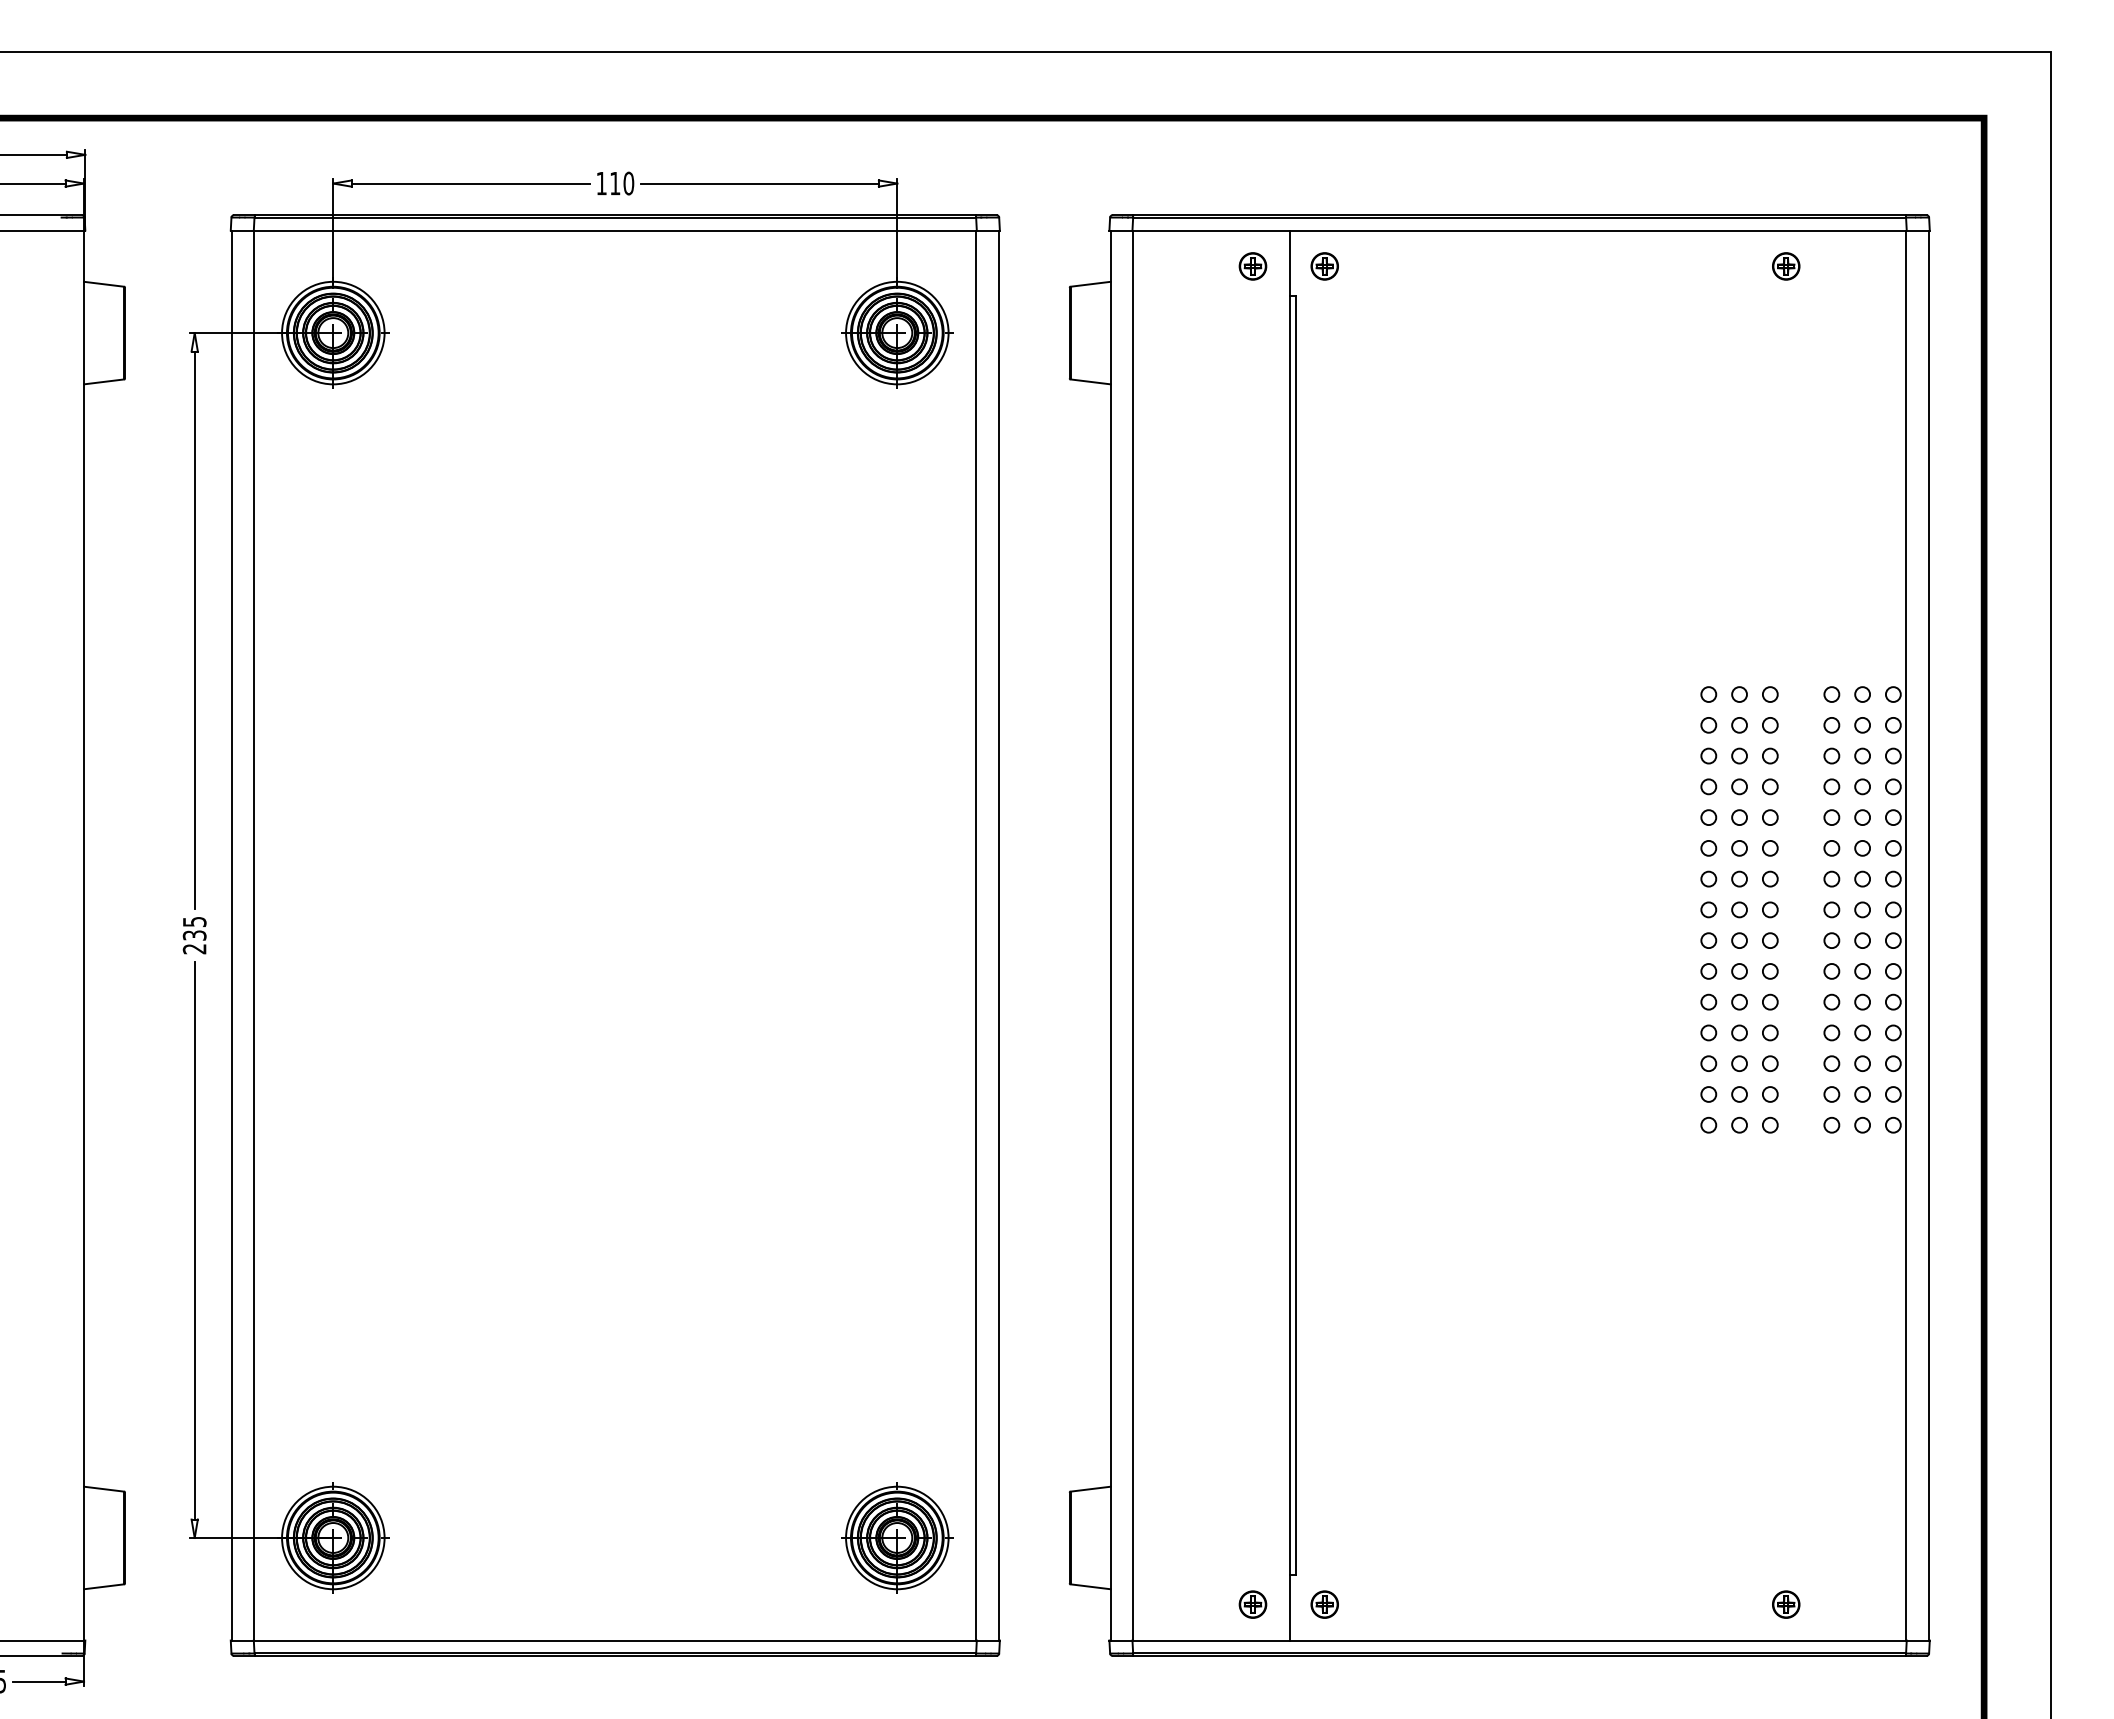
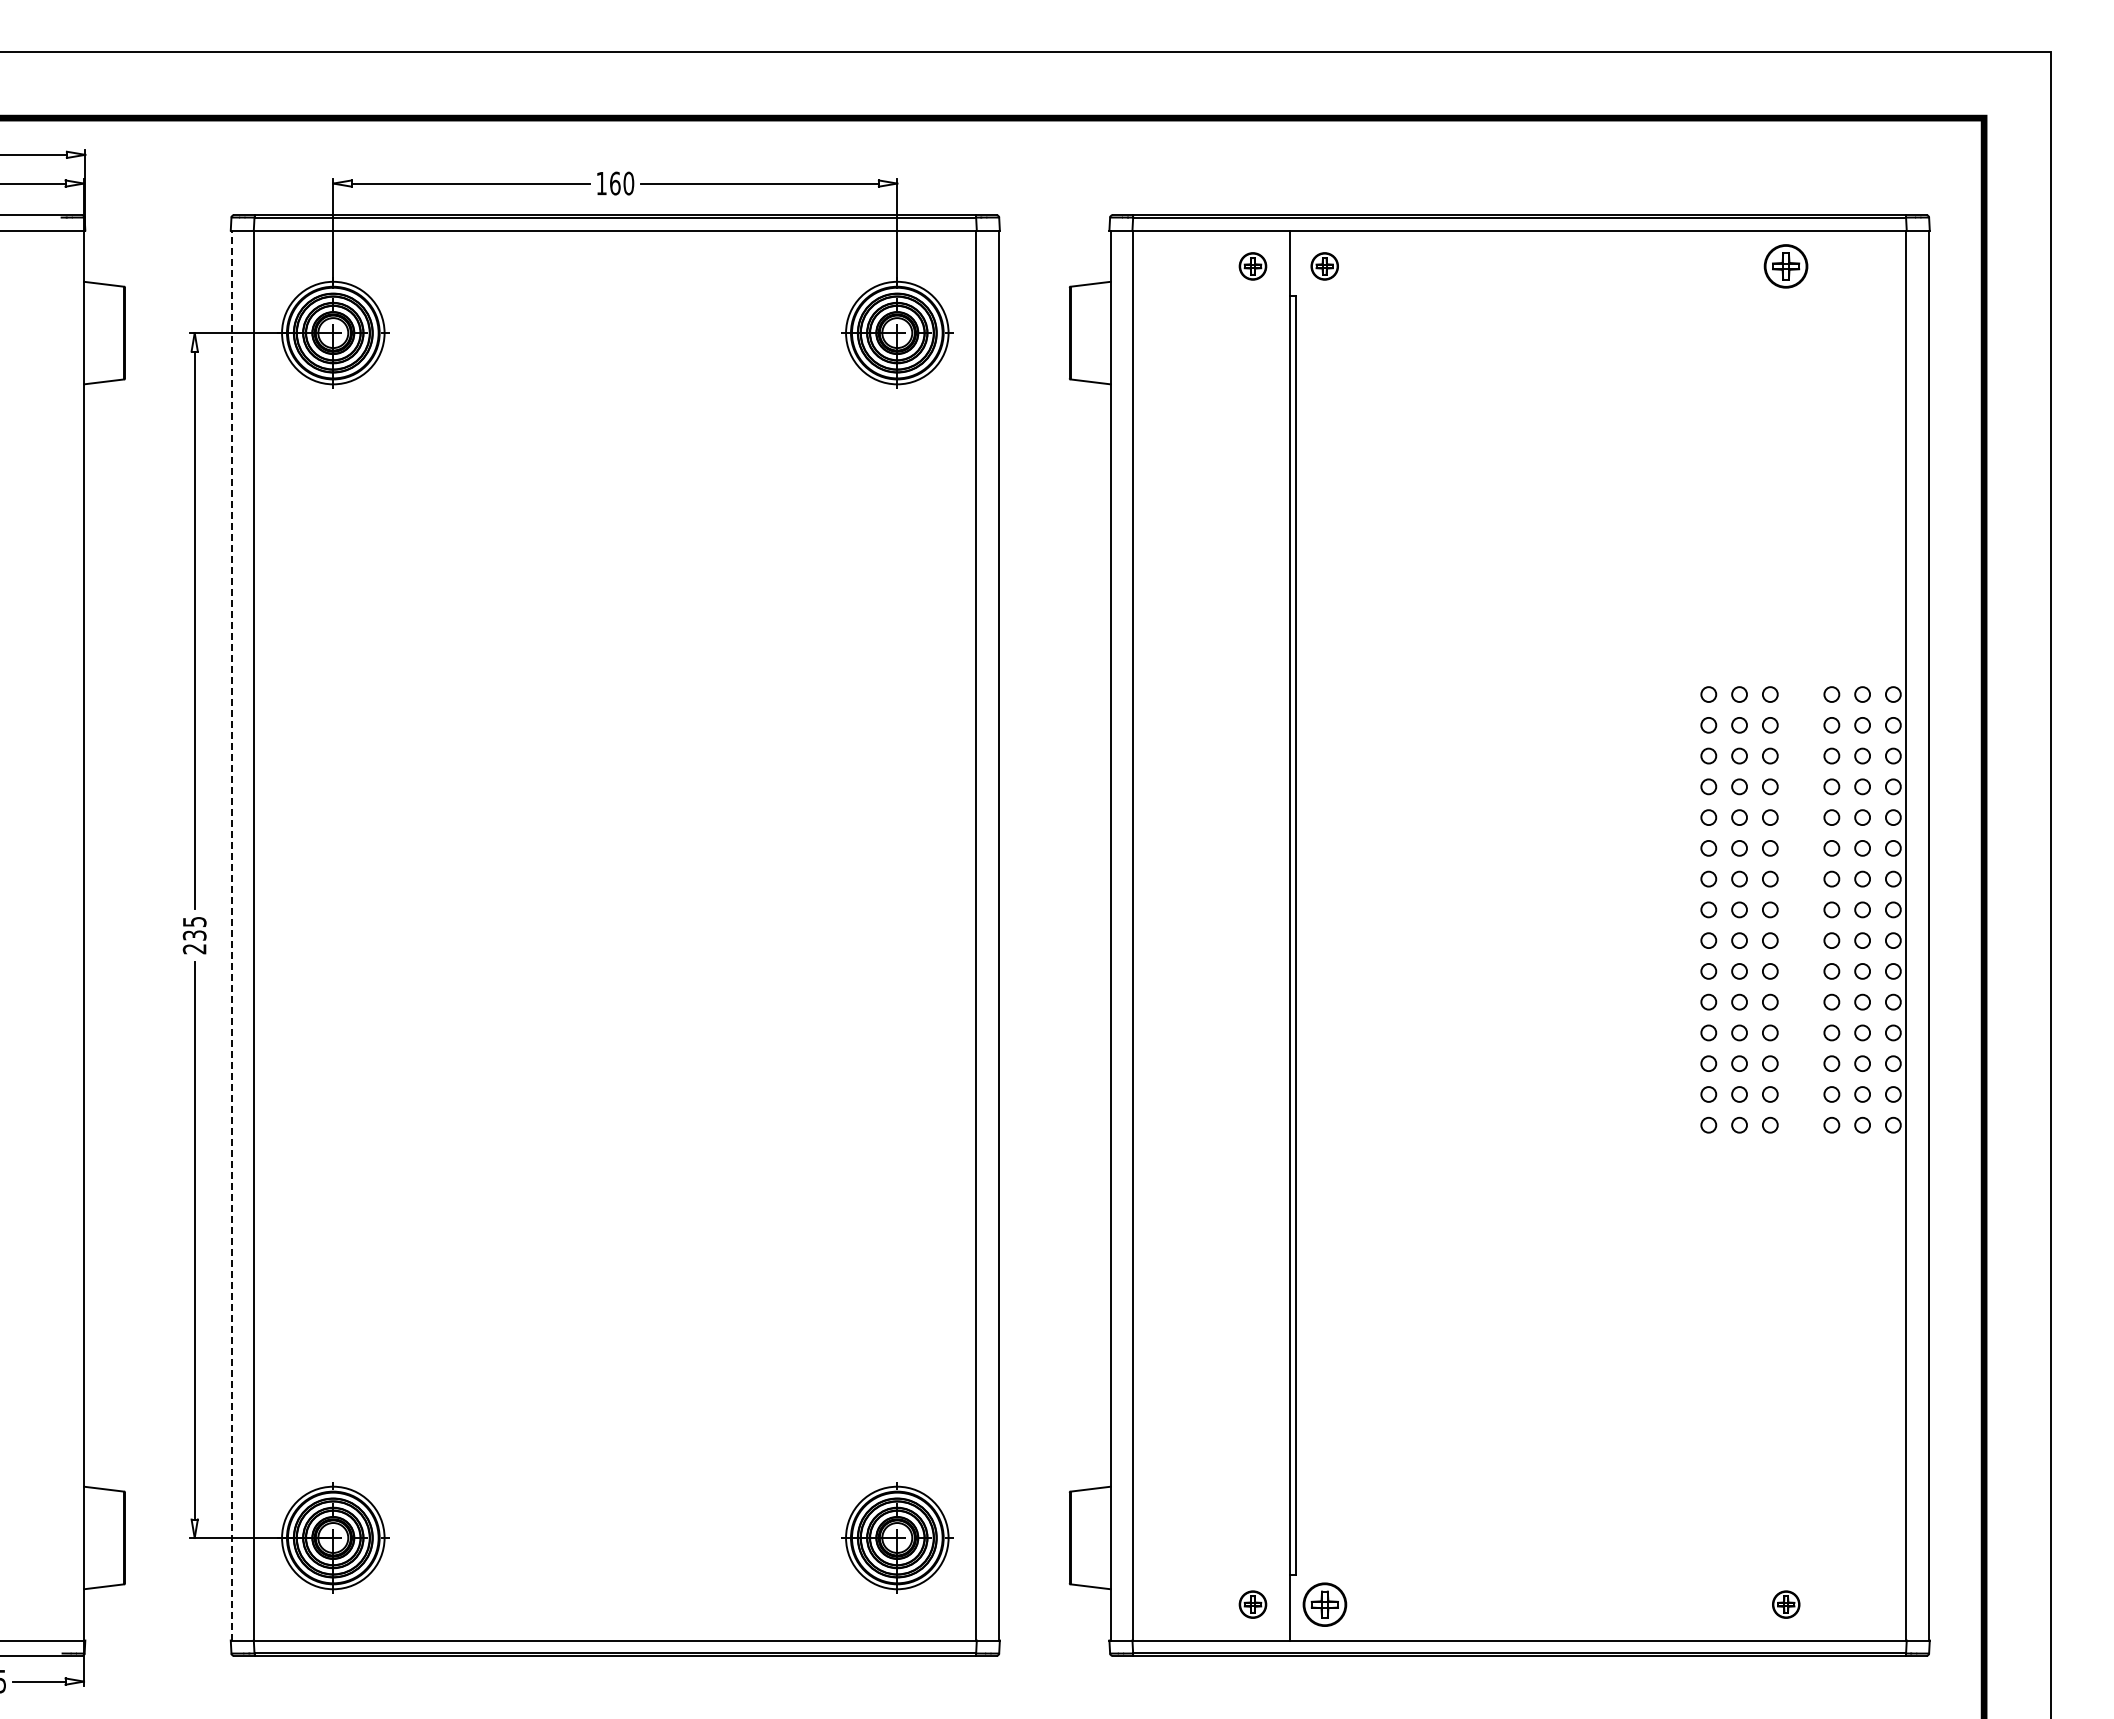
text: 110 -> 160 (615, 183)
part size: 29x29 px -> 46x45 px (1785, 266)
line: solid -> dashed (231, 935)
part size: 29x29 px -> 46x45 px (1324, 1604)
